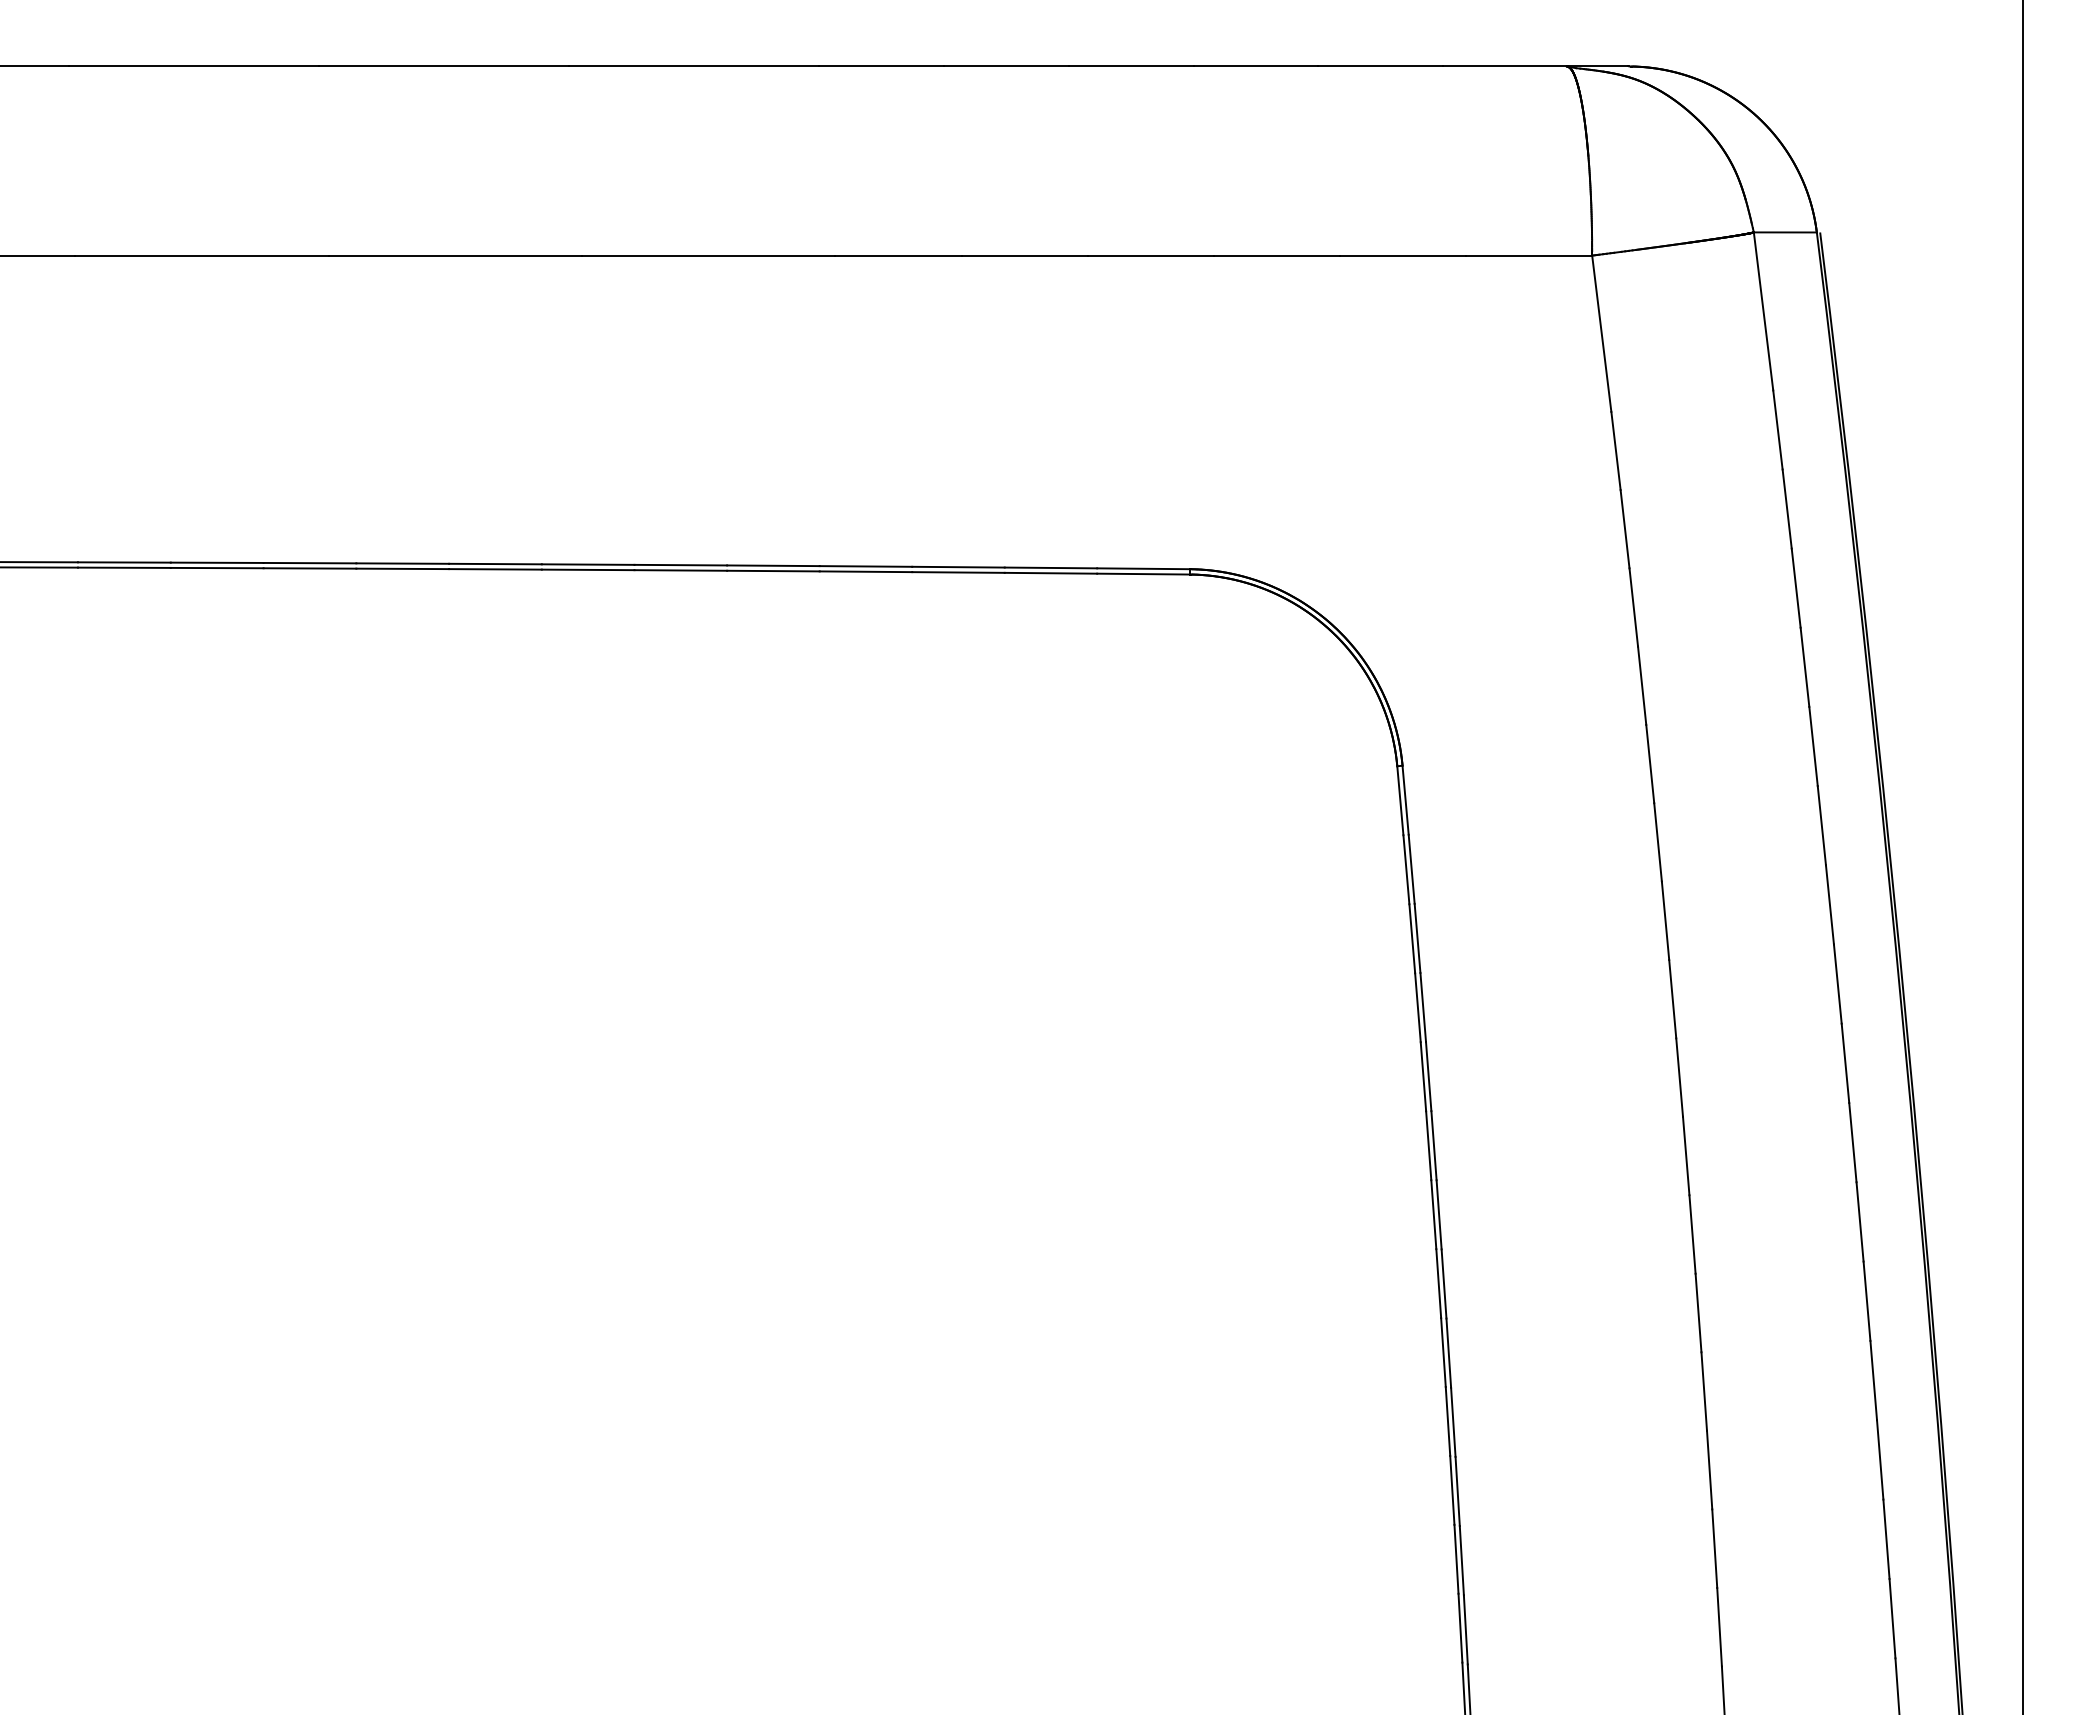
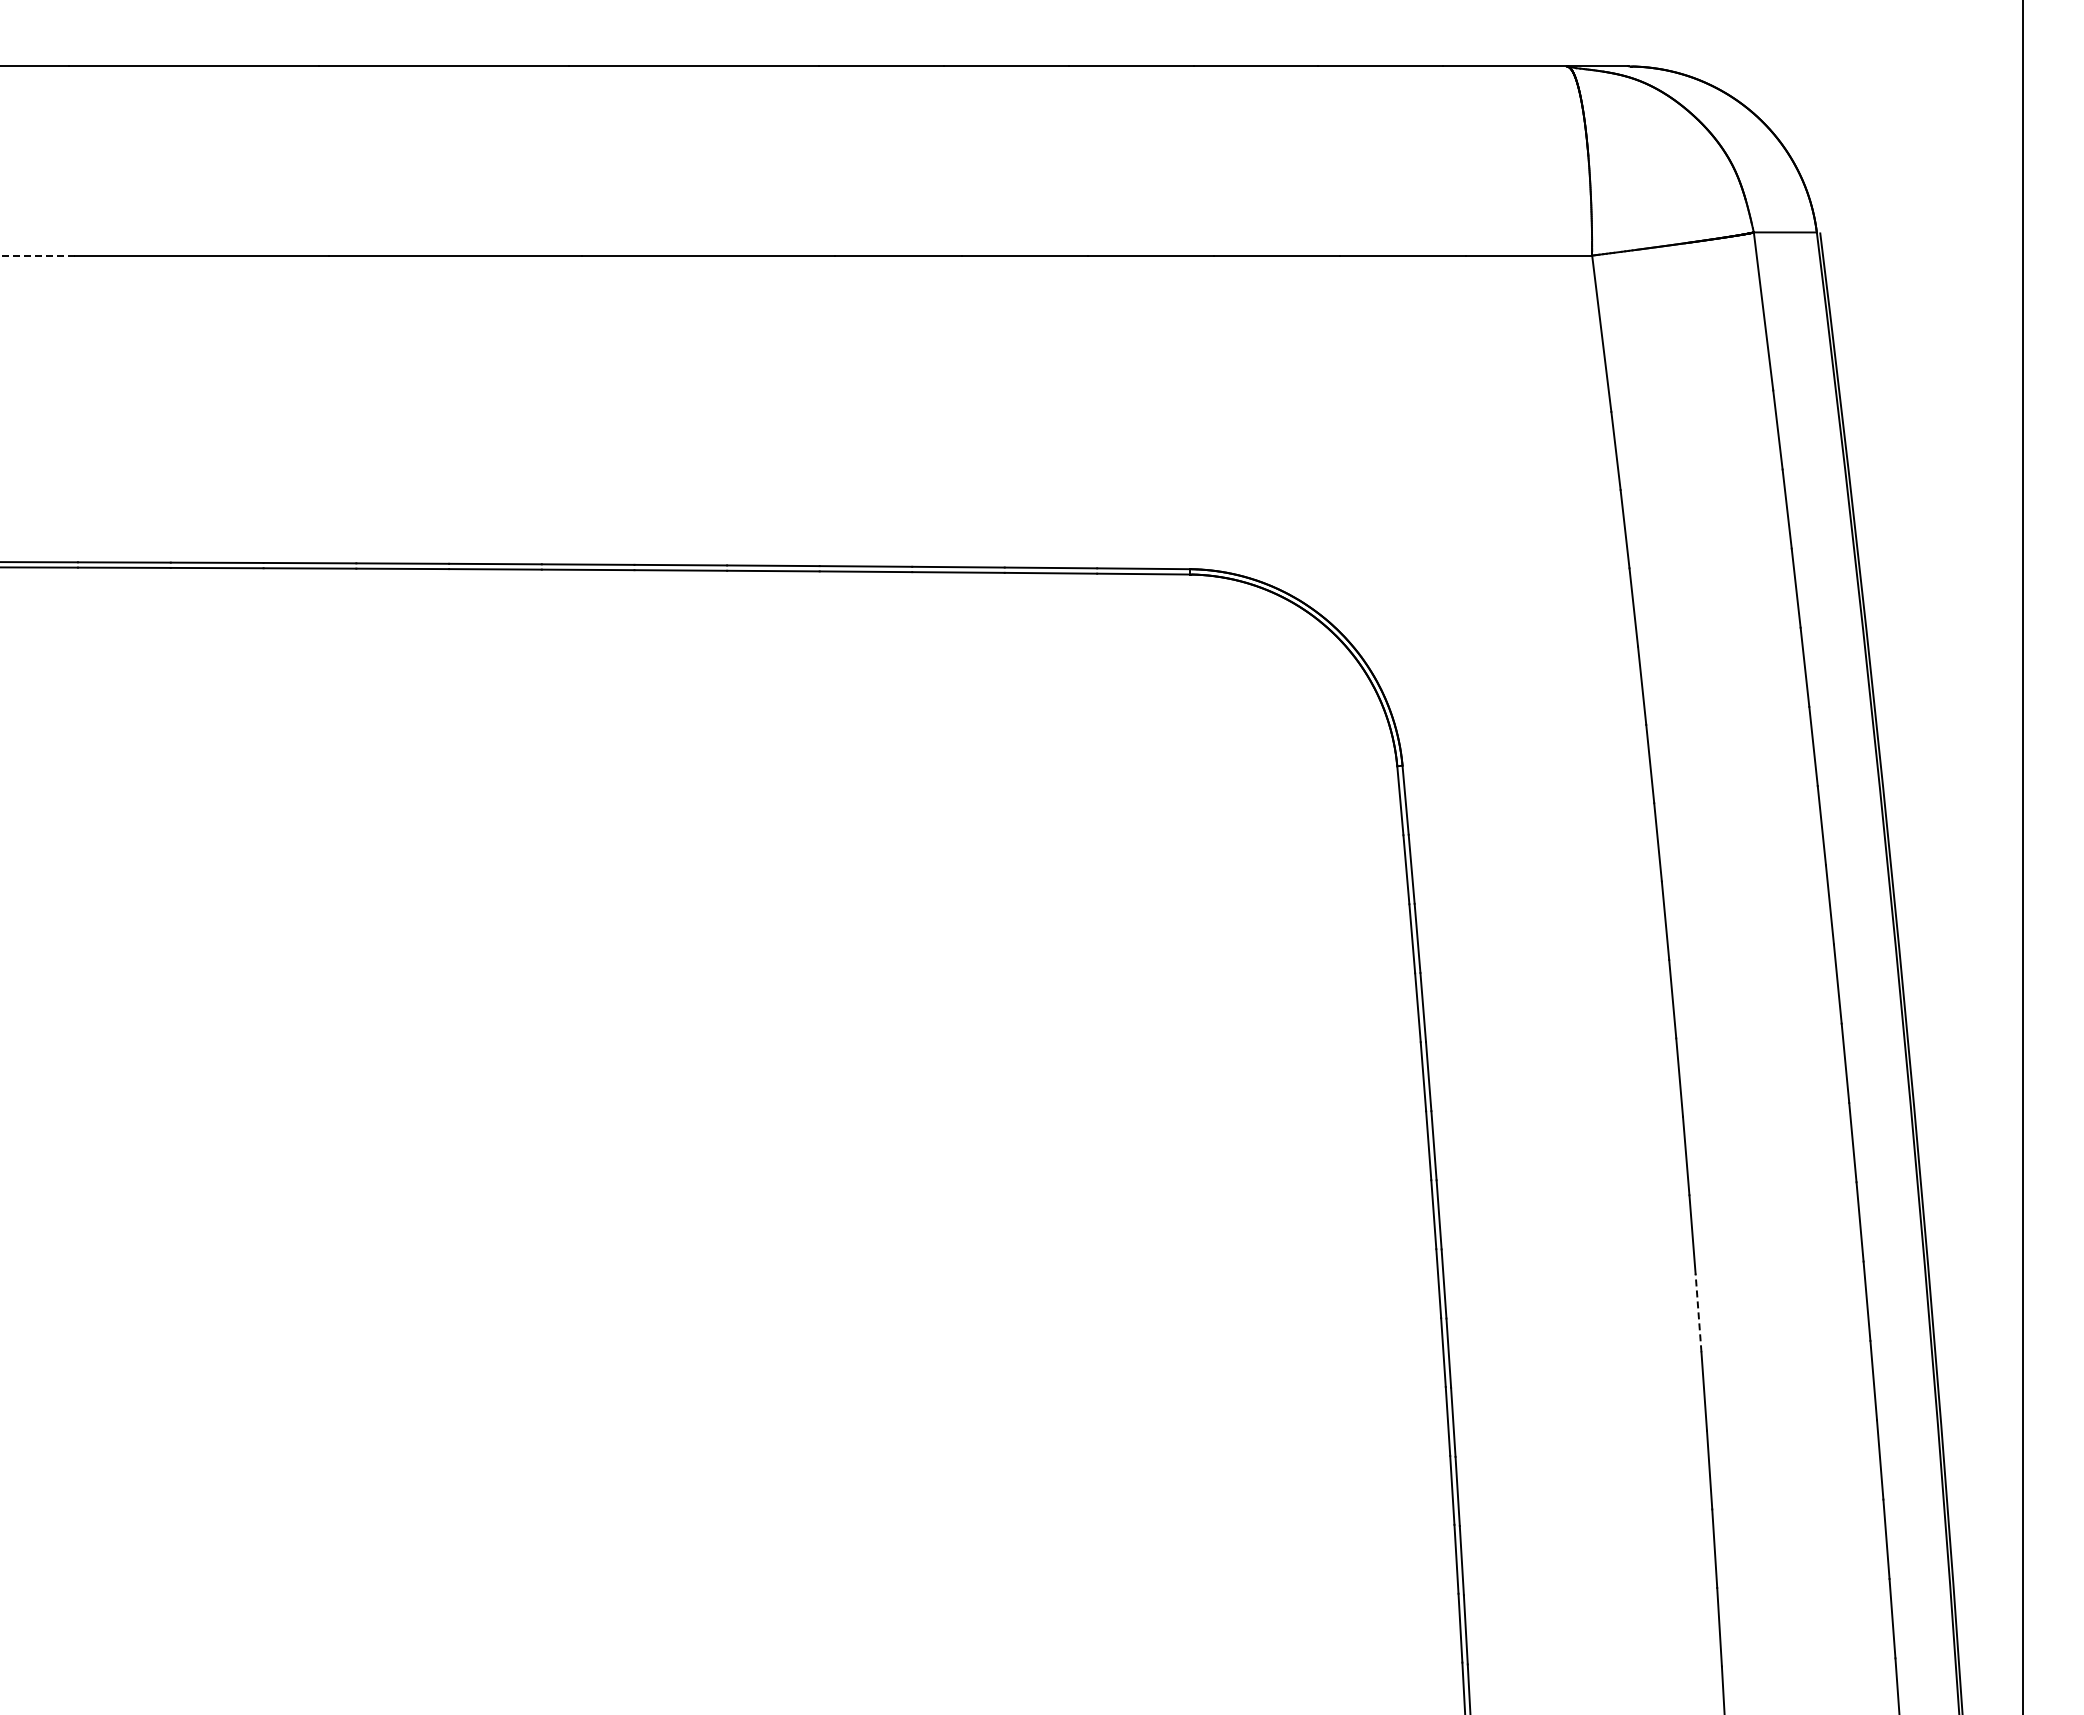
line: solid -> dashed (37, 255)
line: solid -> dashed (1698, 1312)
